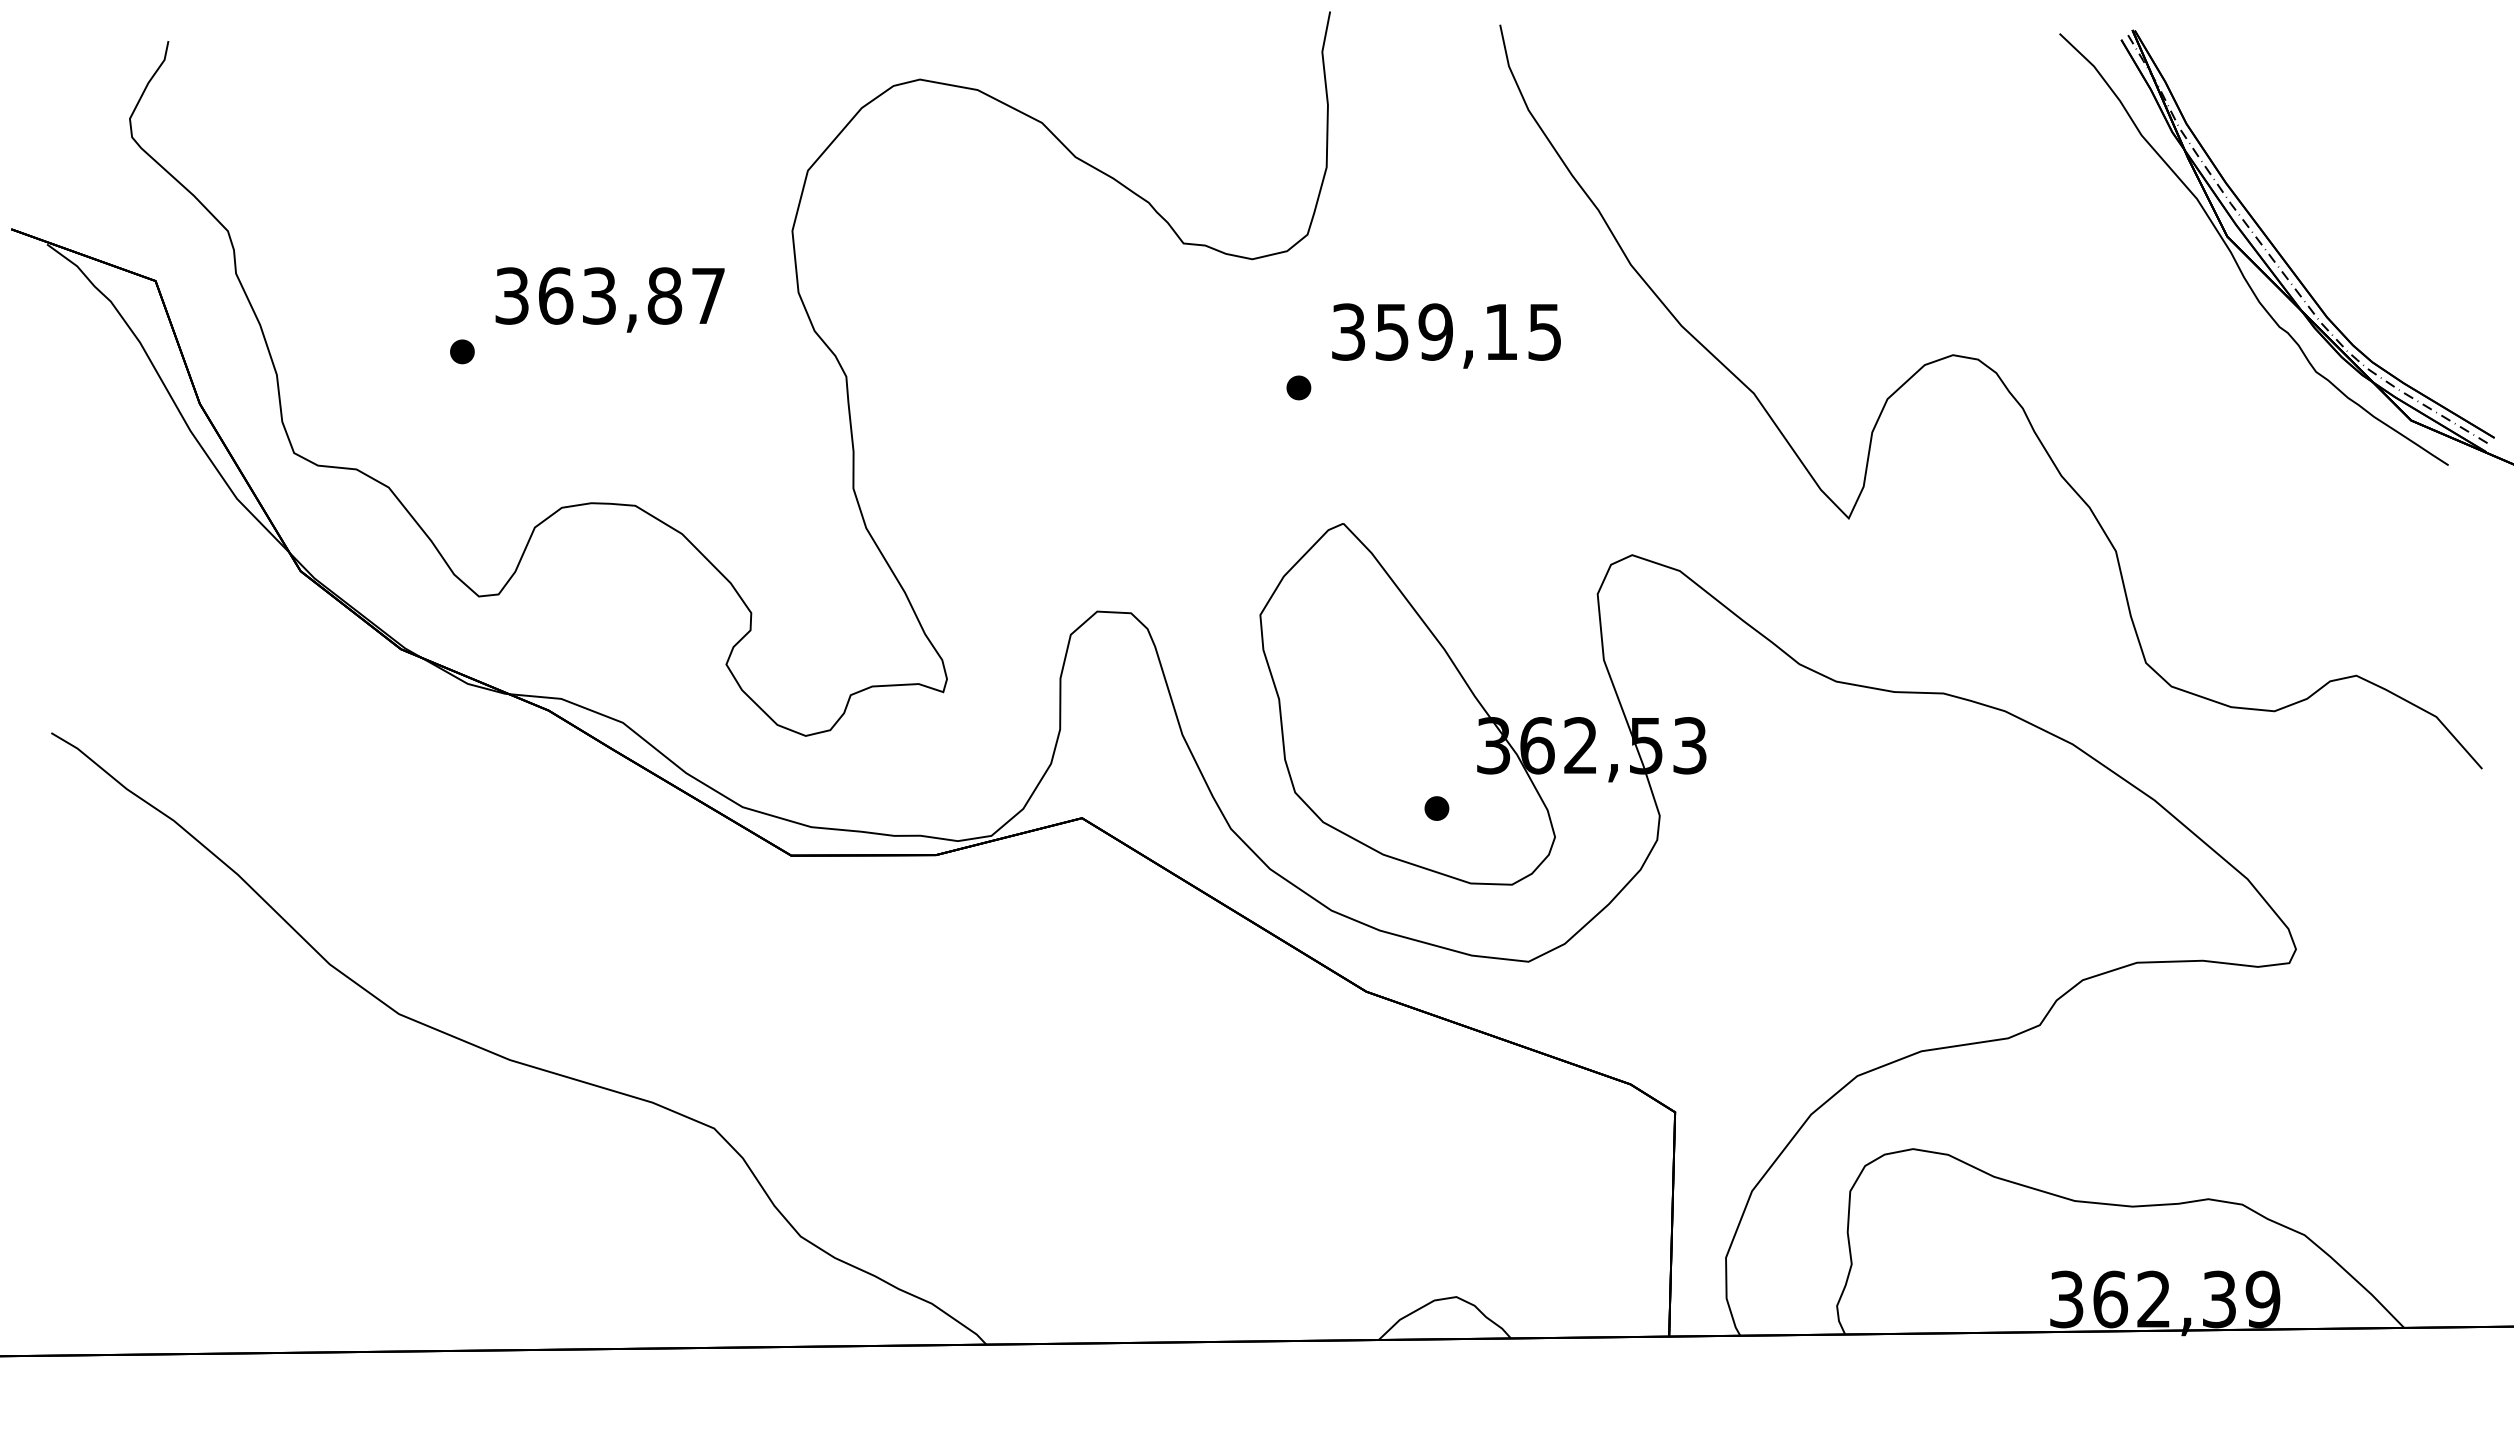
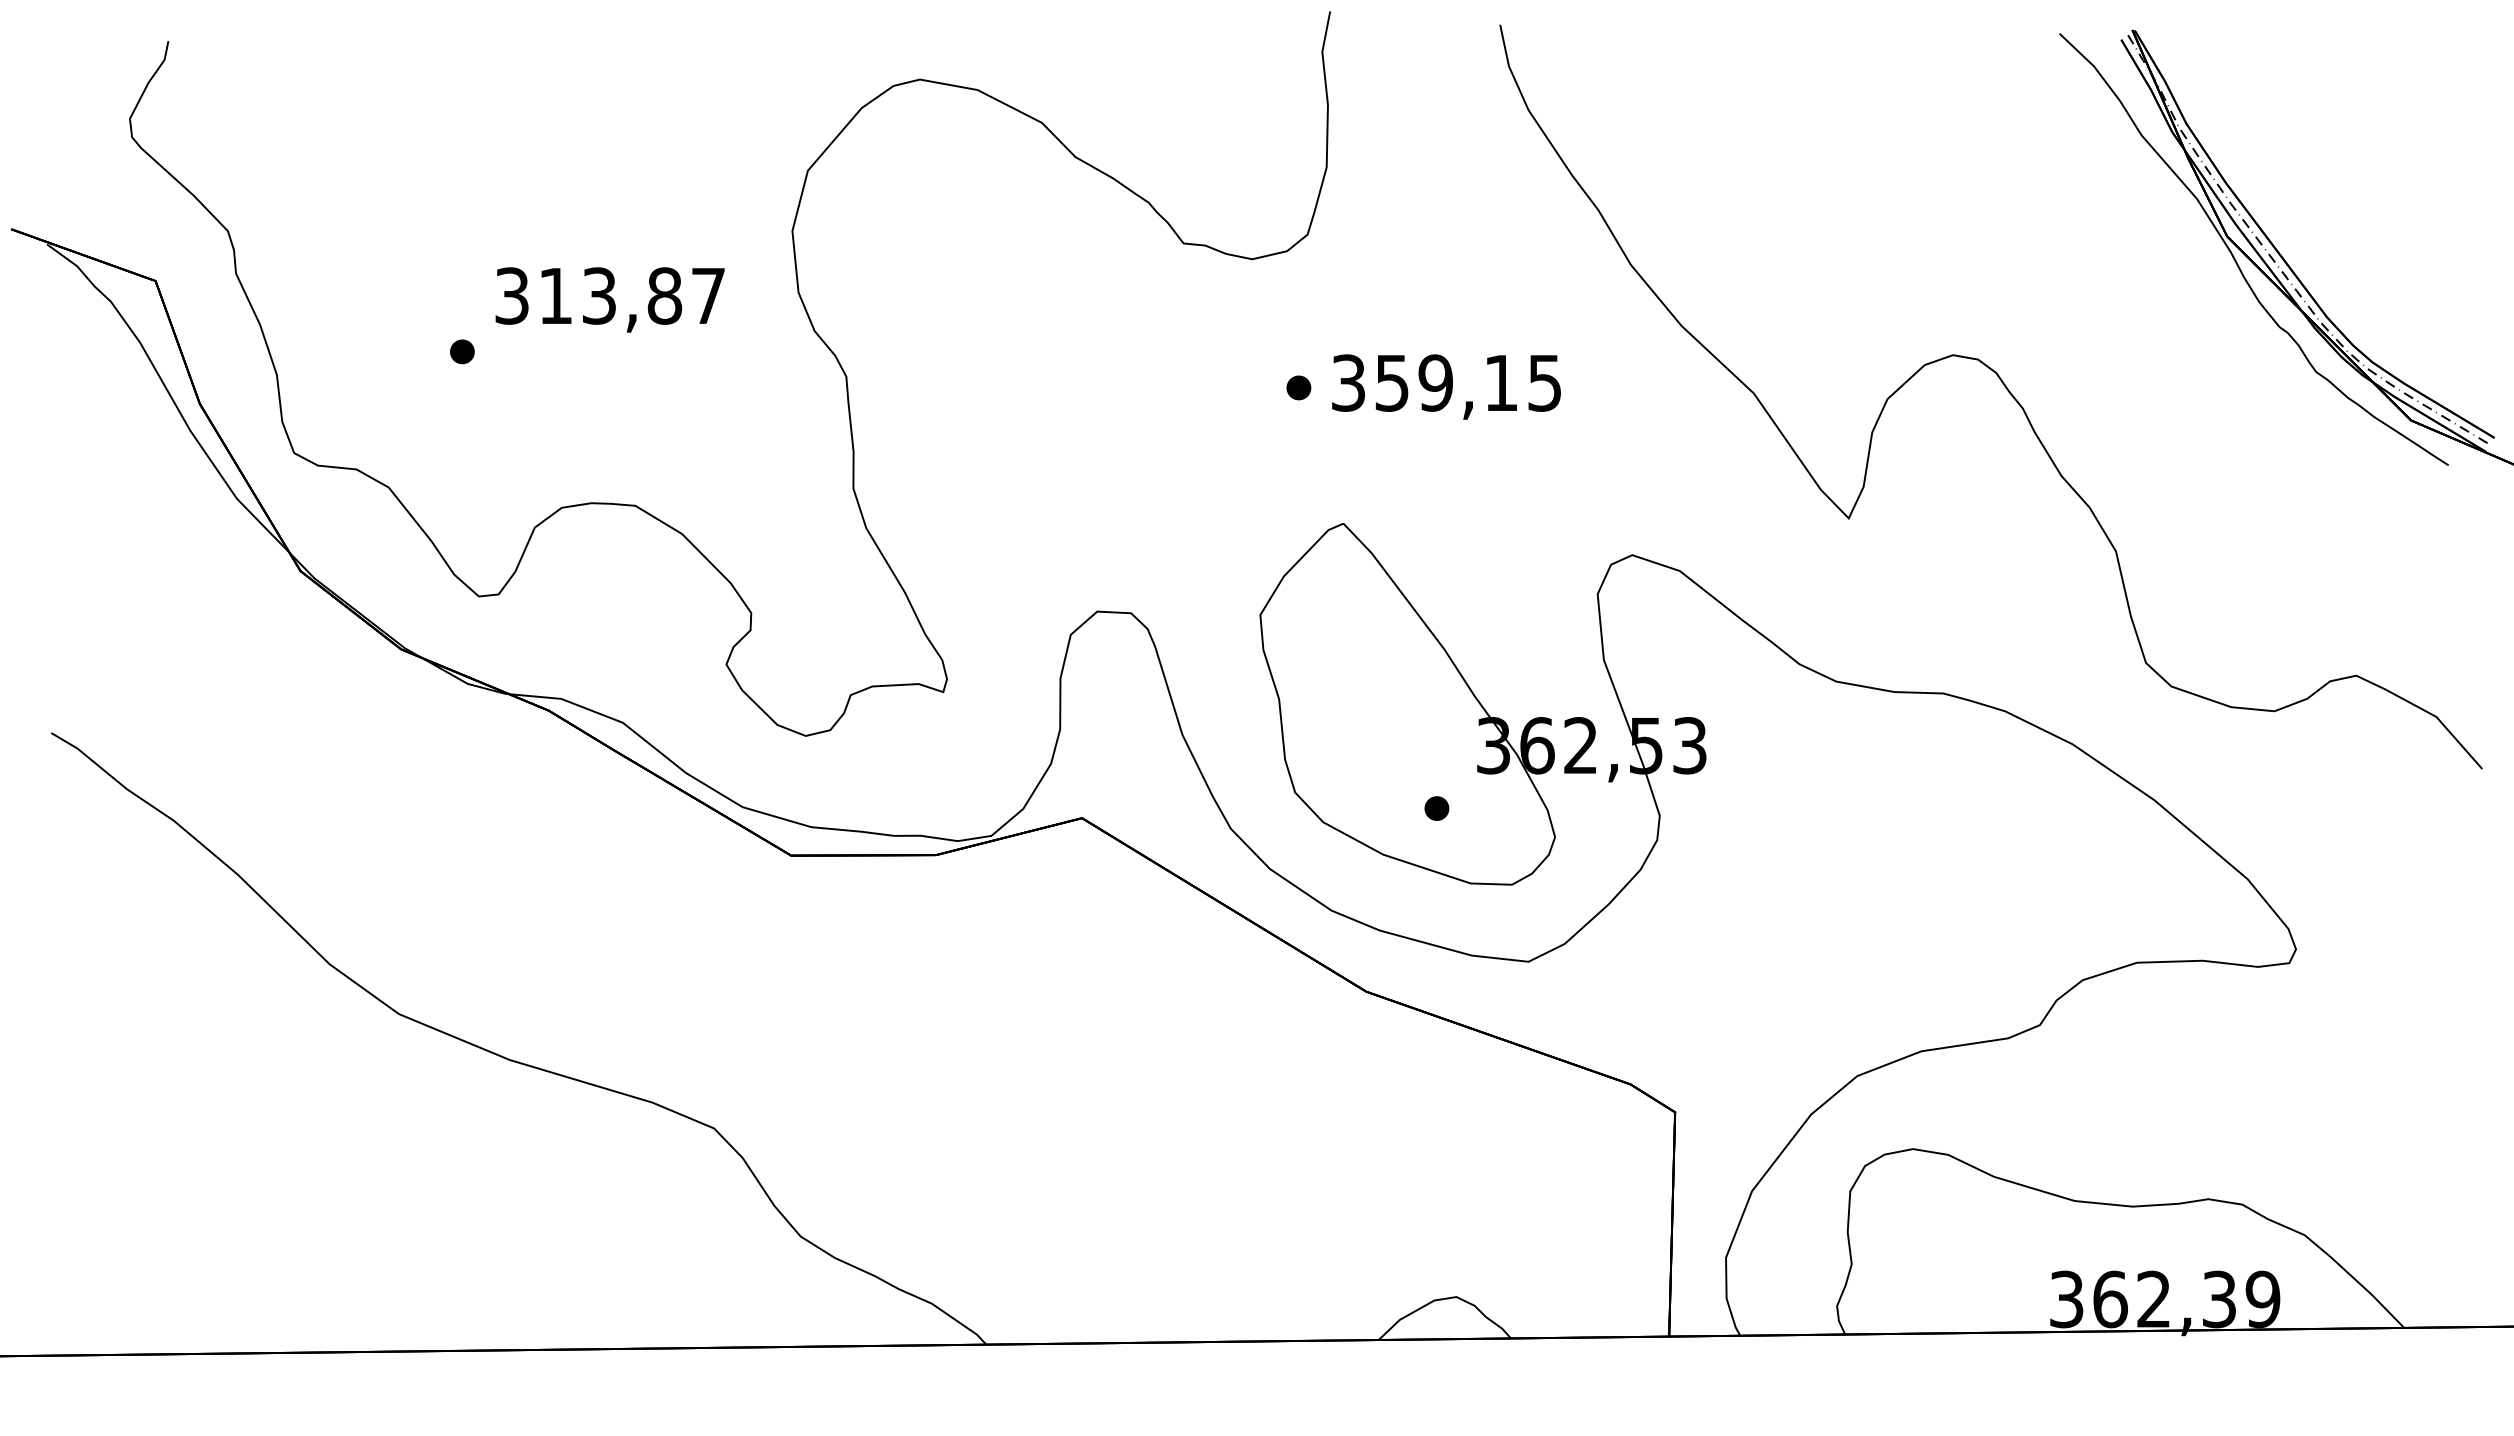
text: 363,87 -> 313,87 (556, 295)
text position: (1446, 335) -> (1446, 386) (1446, 386)
